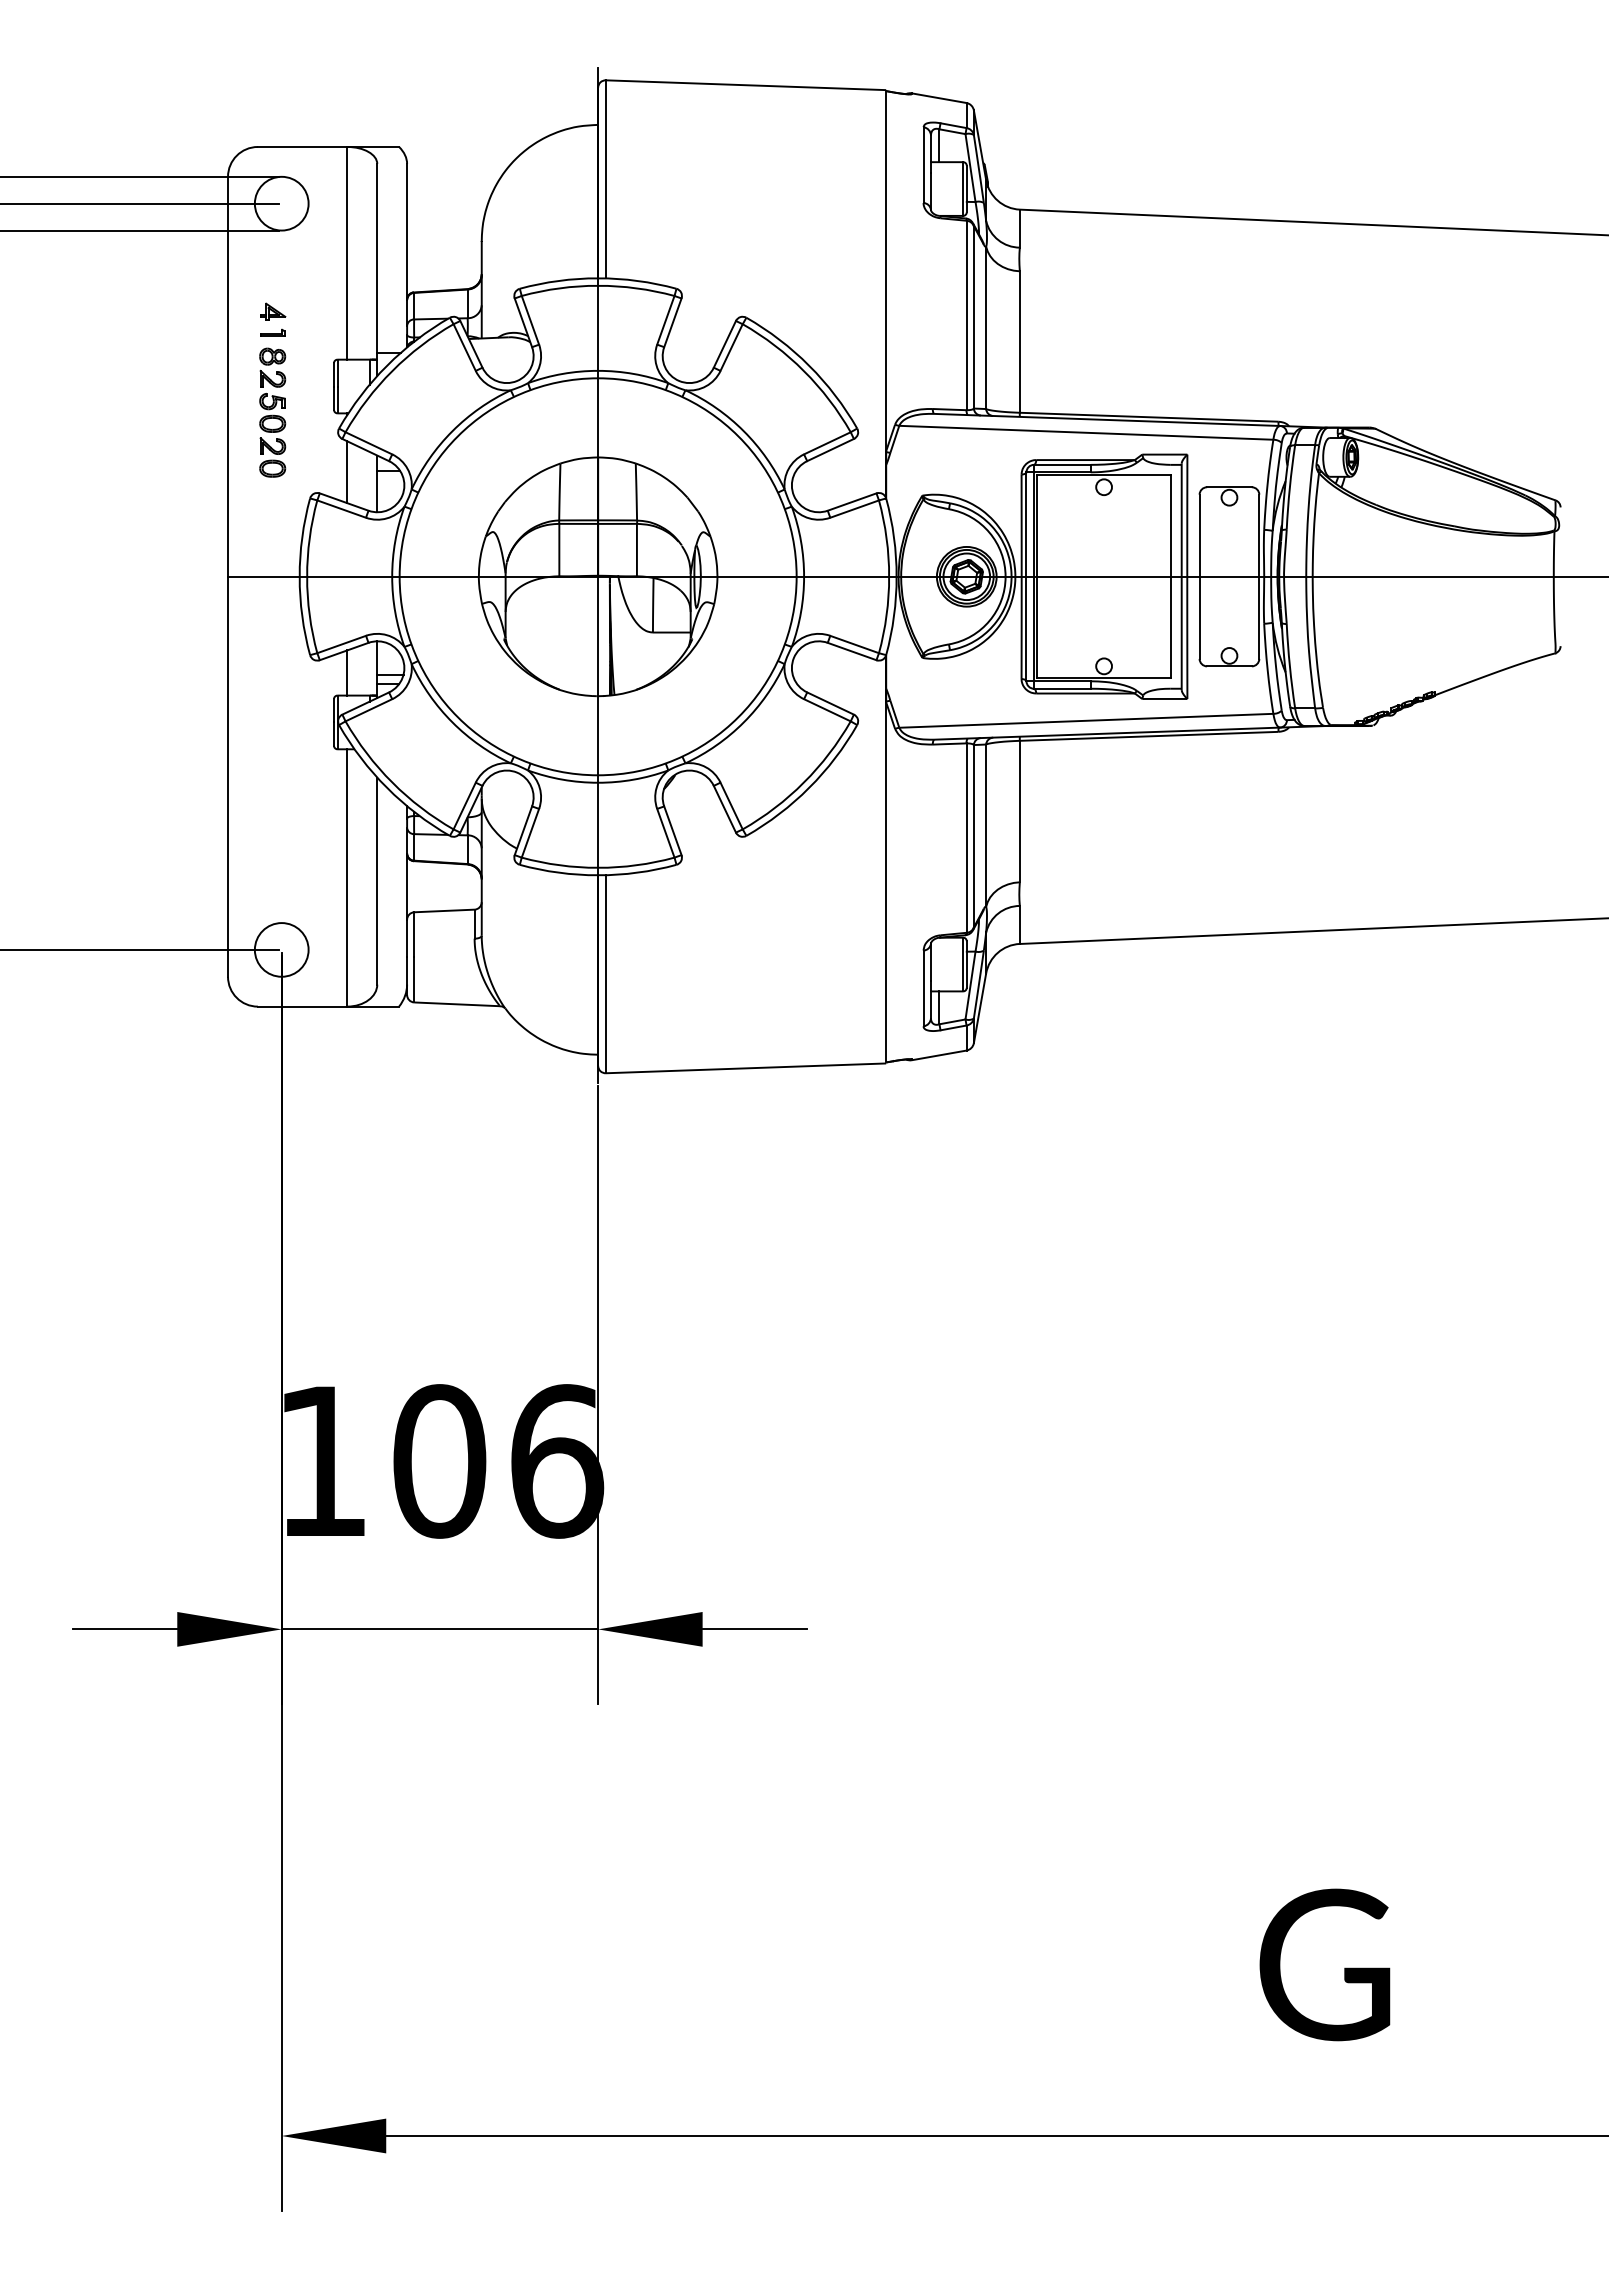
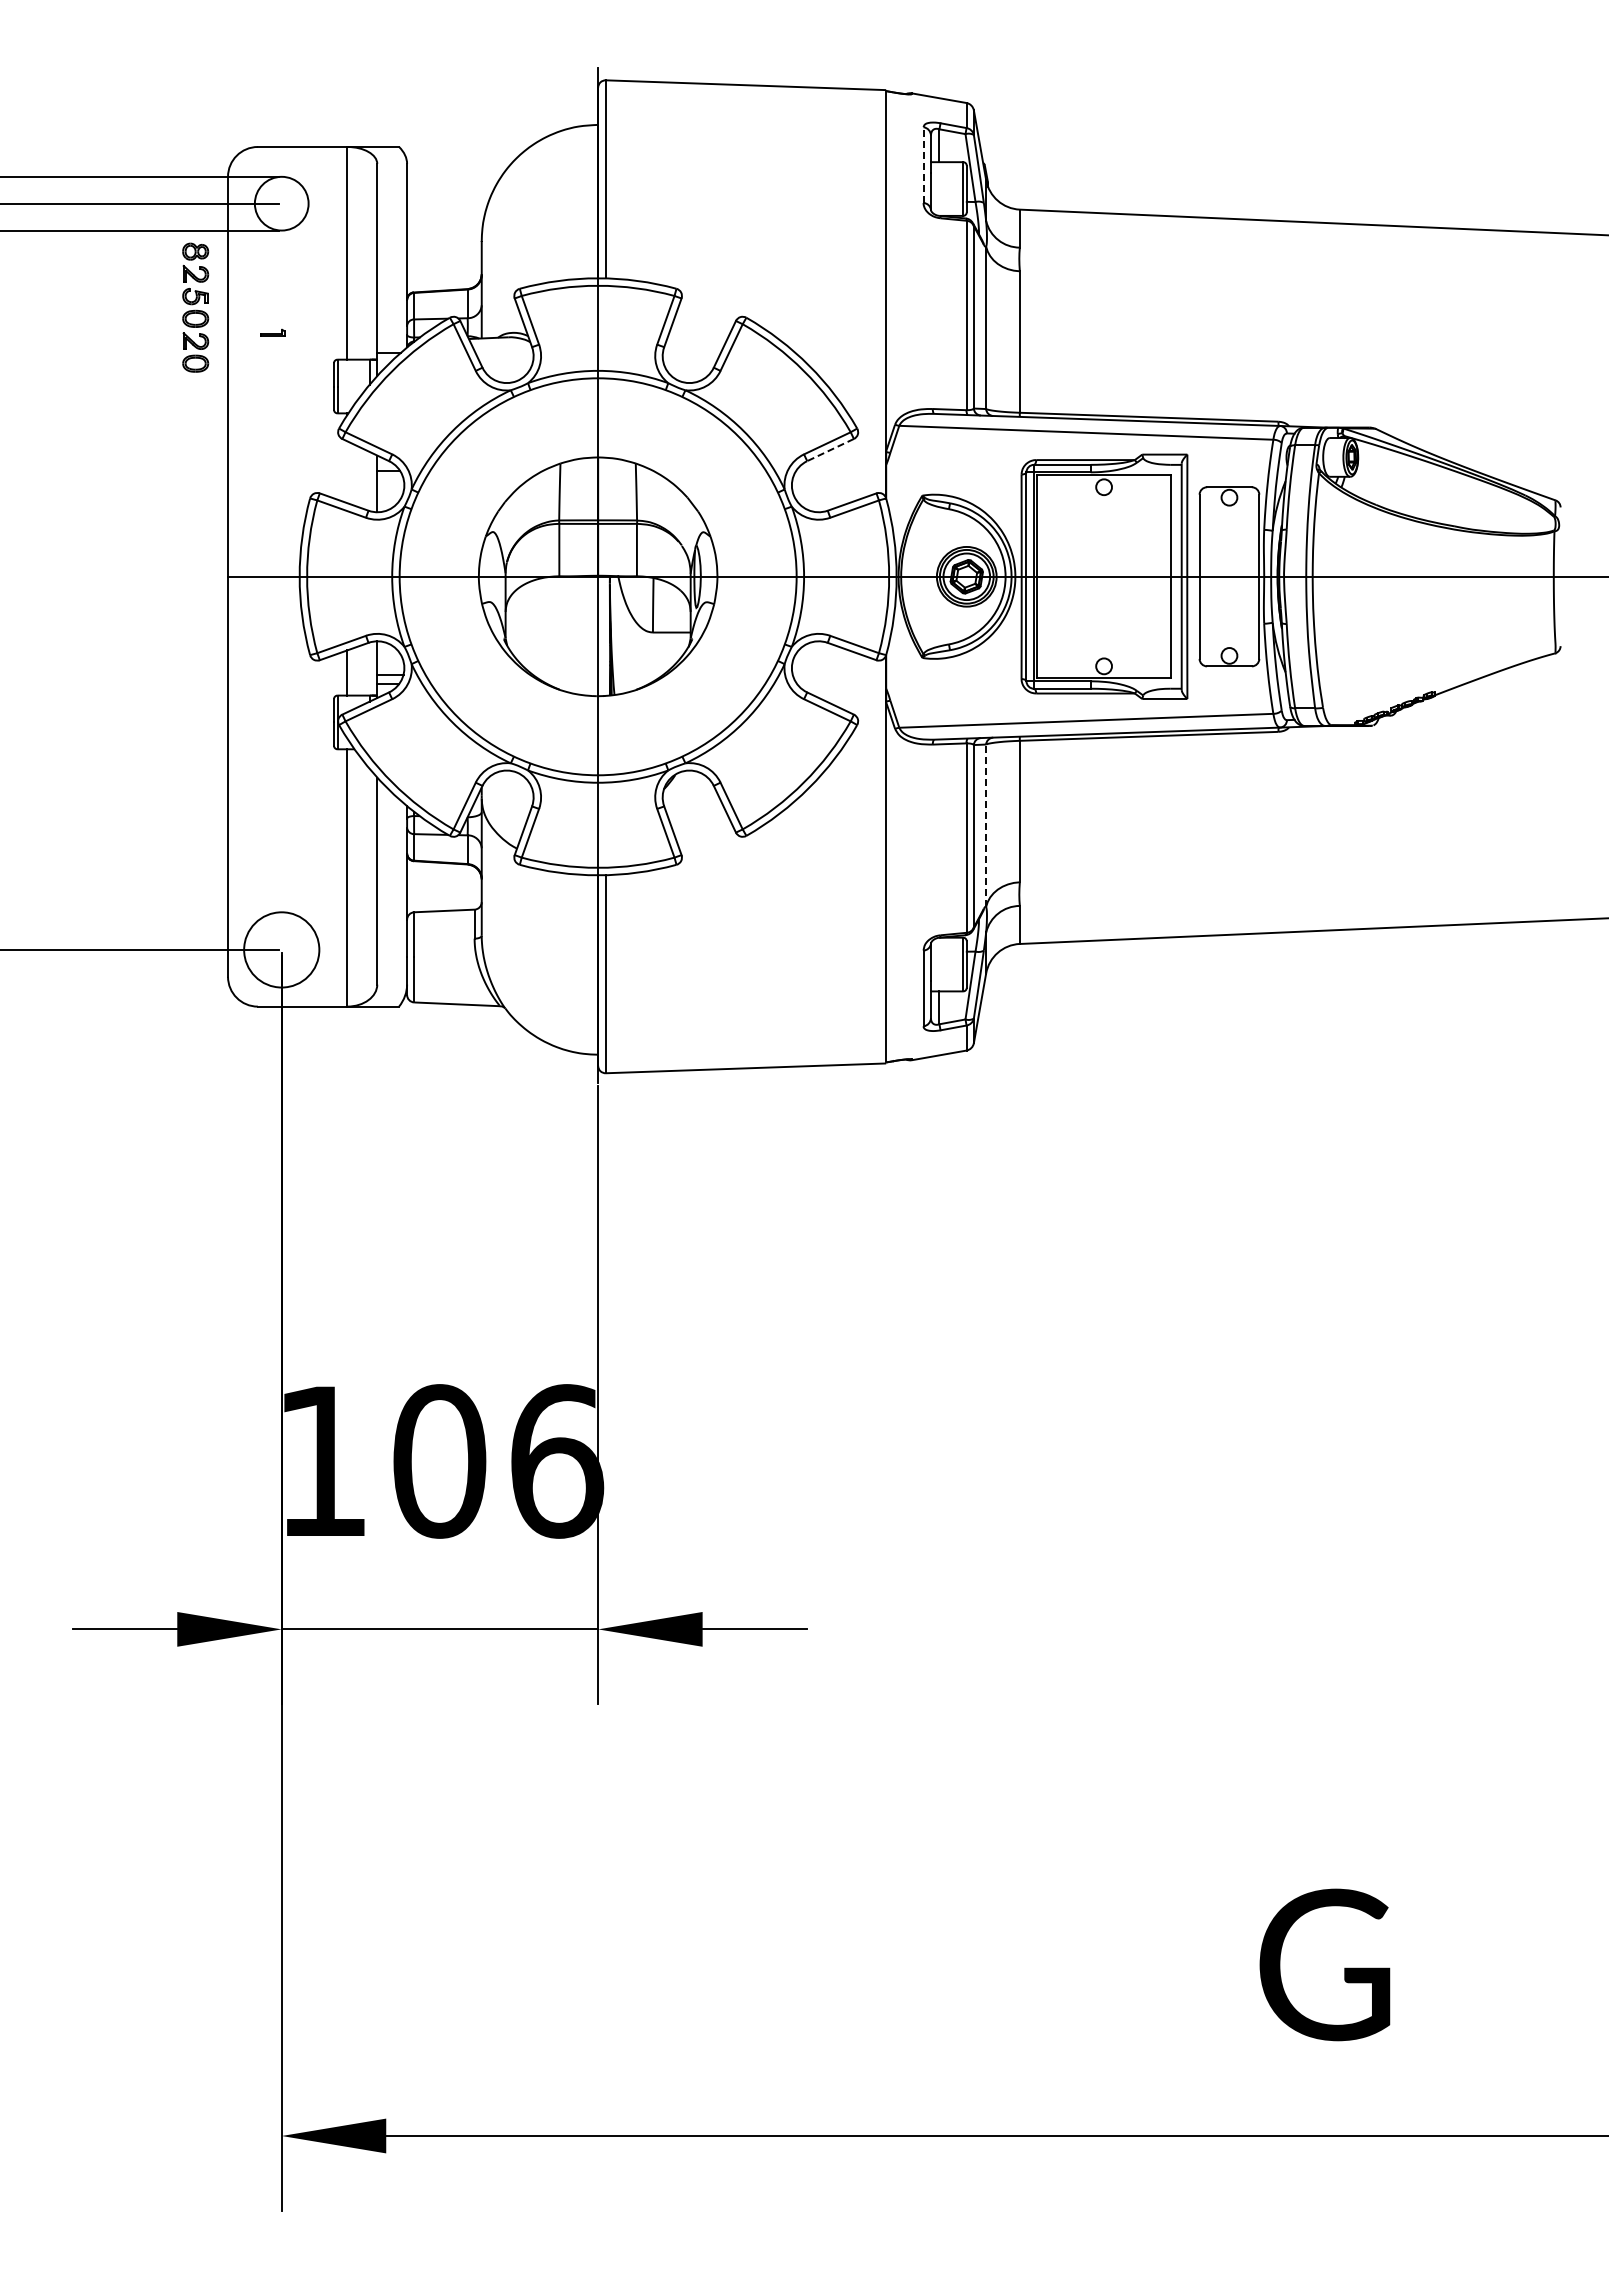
line: solid -> dashed (923, 165)
part: present -> none (273, 311)
part position: (272, 412) -> (195, 307) (195, 307)
line: solid -> dashed (830, 450)
line: present -> none (347, 472)
line: solid -> dashed (986, 825)
circle diameter: 54 px -> 75 px (281, 949)
